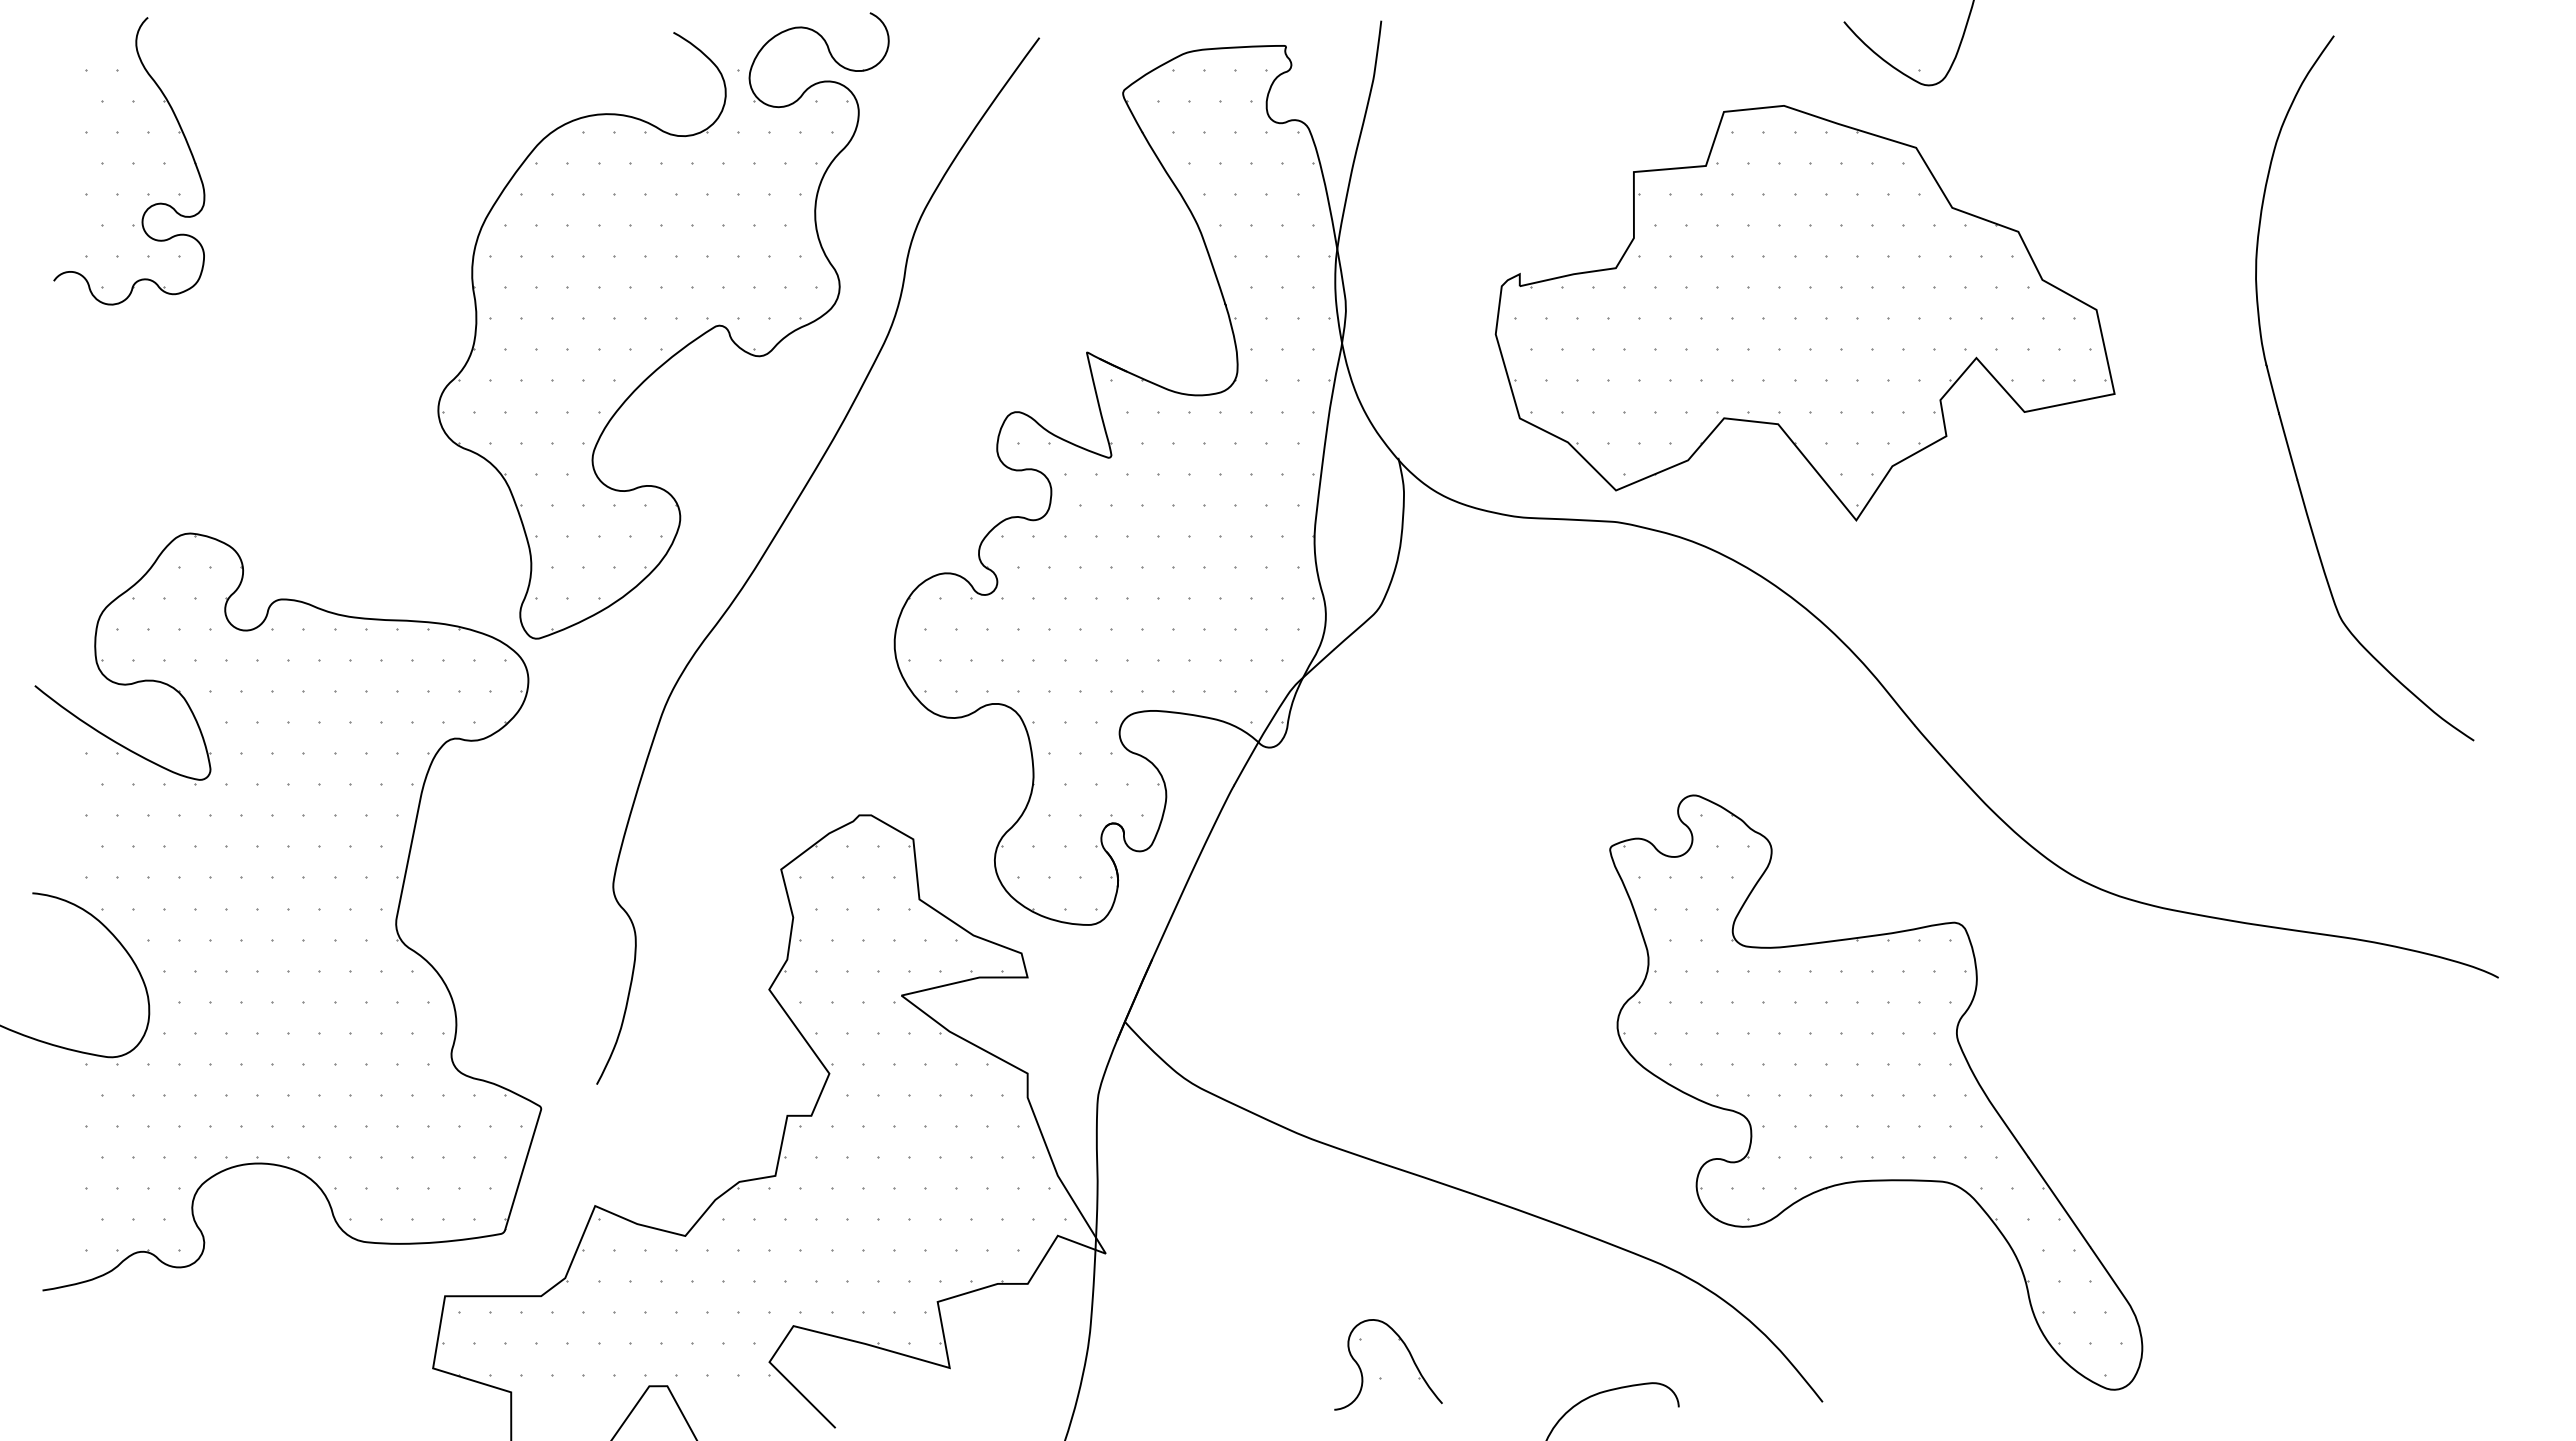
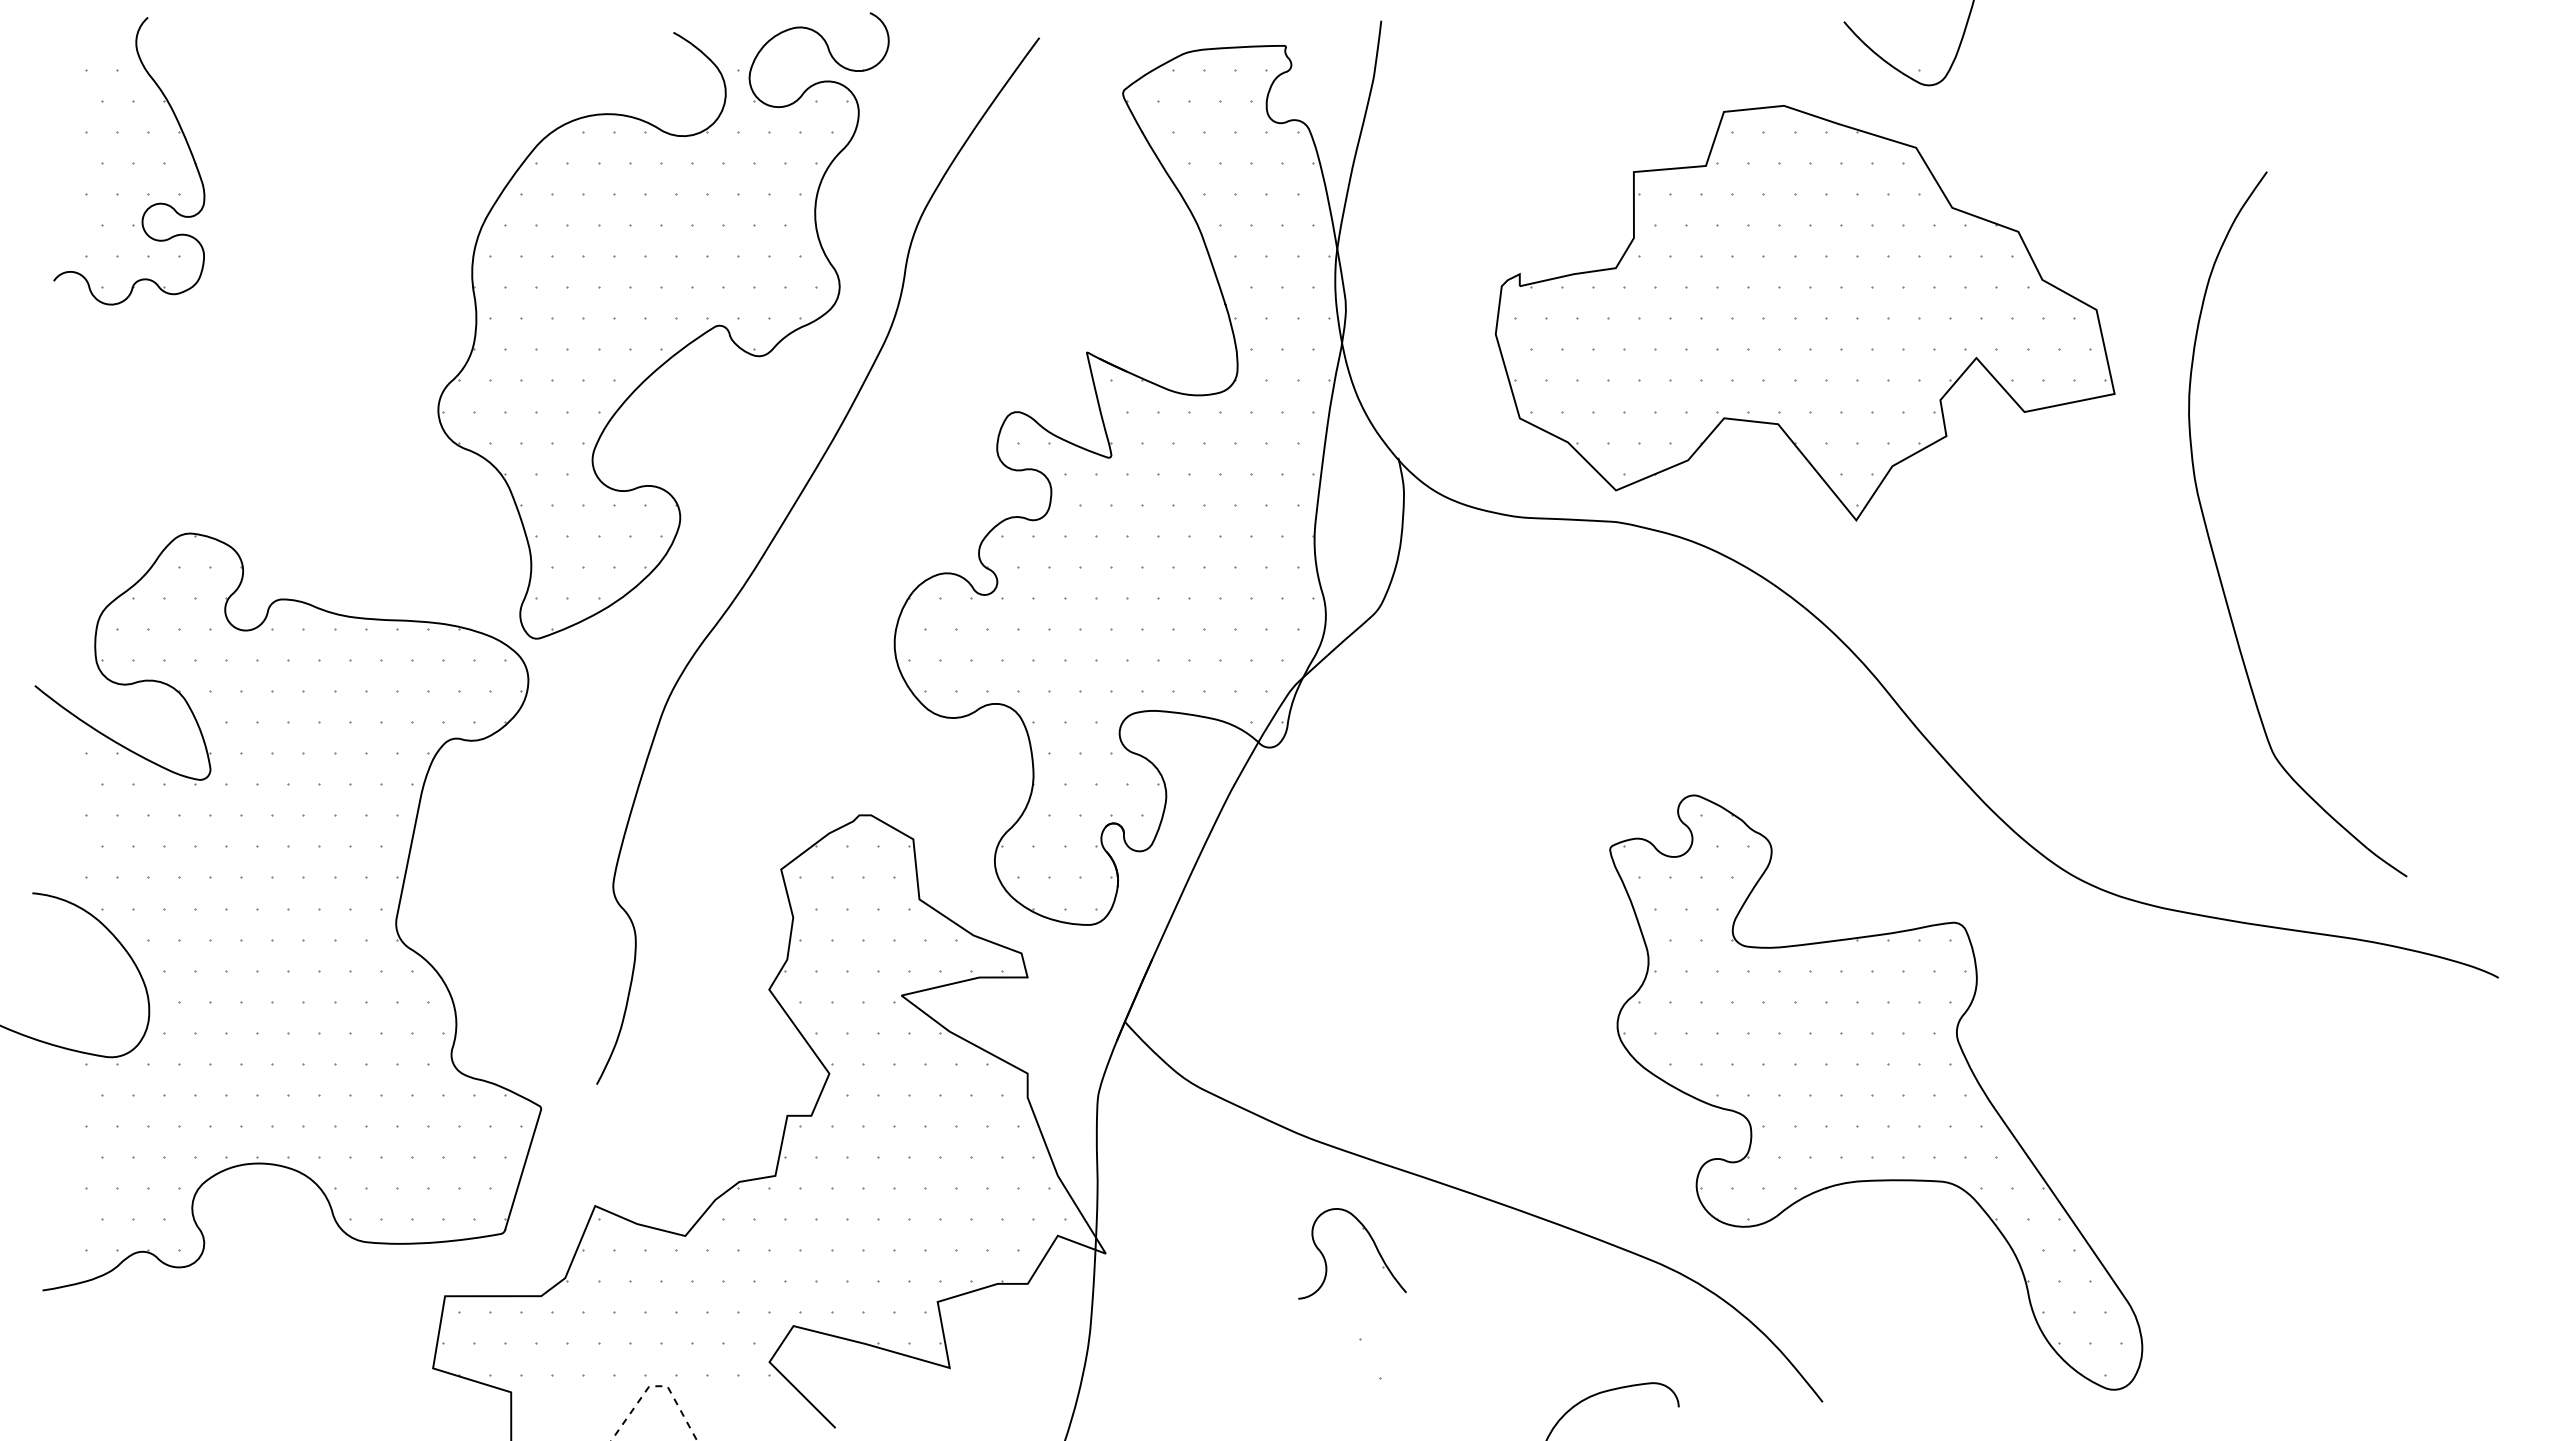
curve position: (2279, 410) -> (2212, 546) (2212, 546)
part position: (1409, 1354) -> (1373, 1243) (1373, 1243)
line: solid -> dashed (656, 1386)
